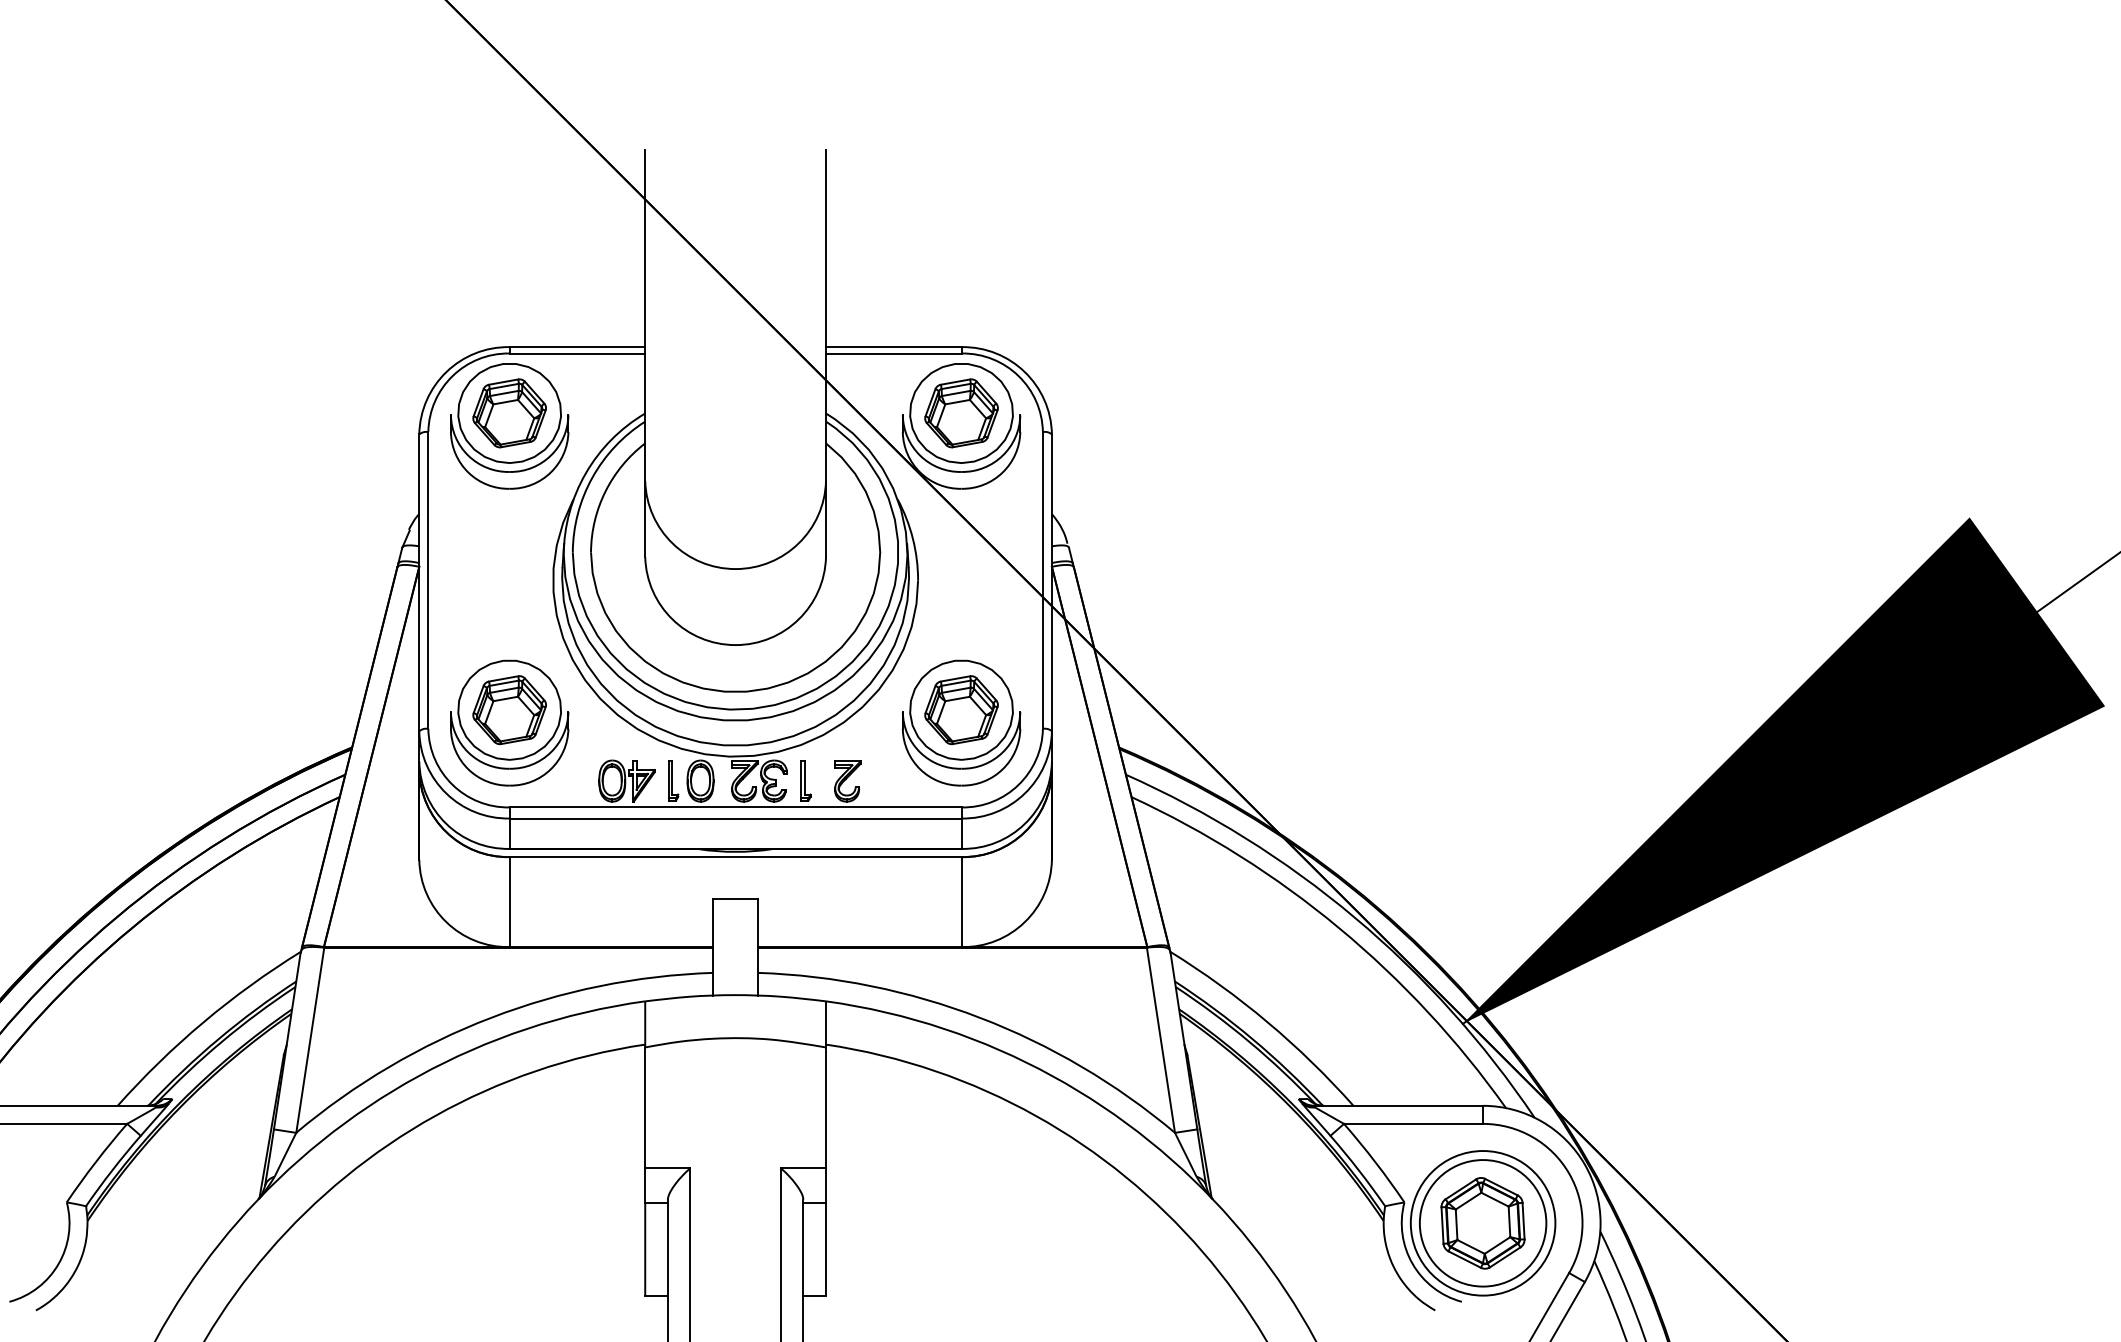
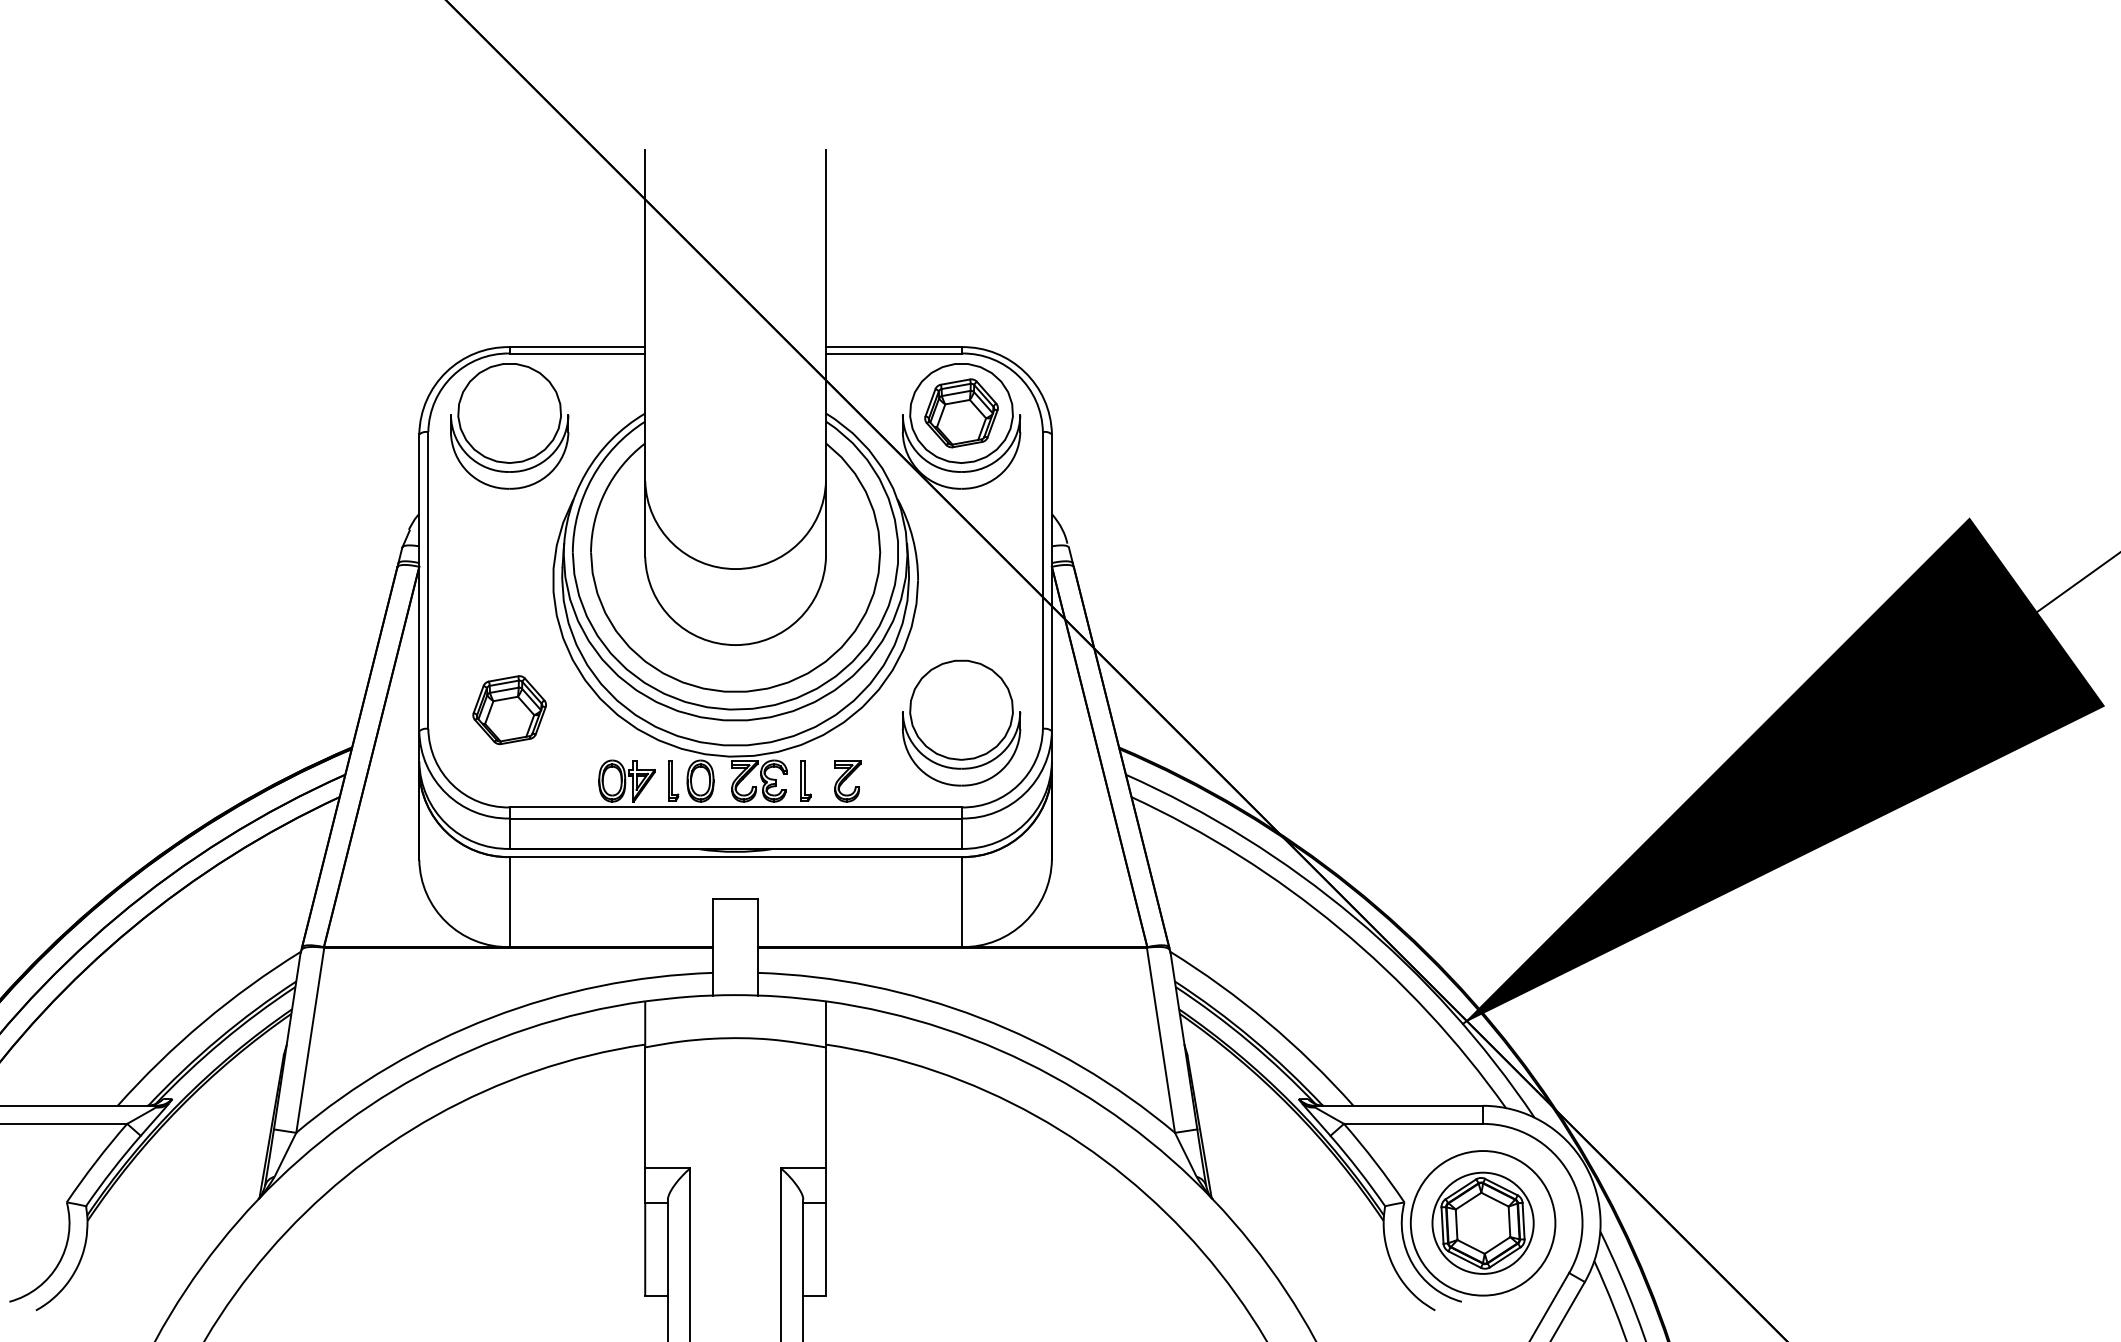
part: present -> none (509, 413)
part: present -> none (961, 710)
part: present -> none (509, 722)
circle diameter: 127 px -> 101 px (1482, 1222)
